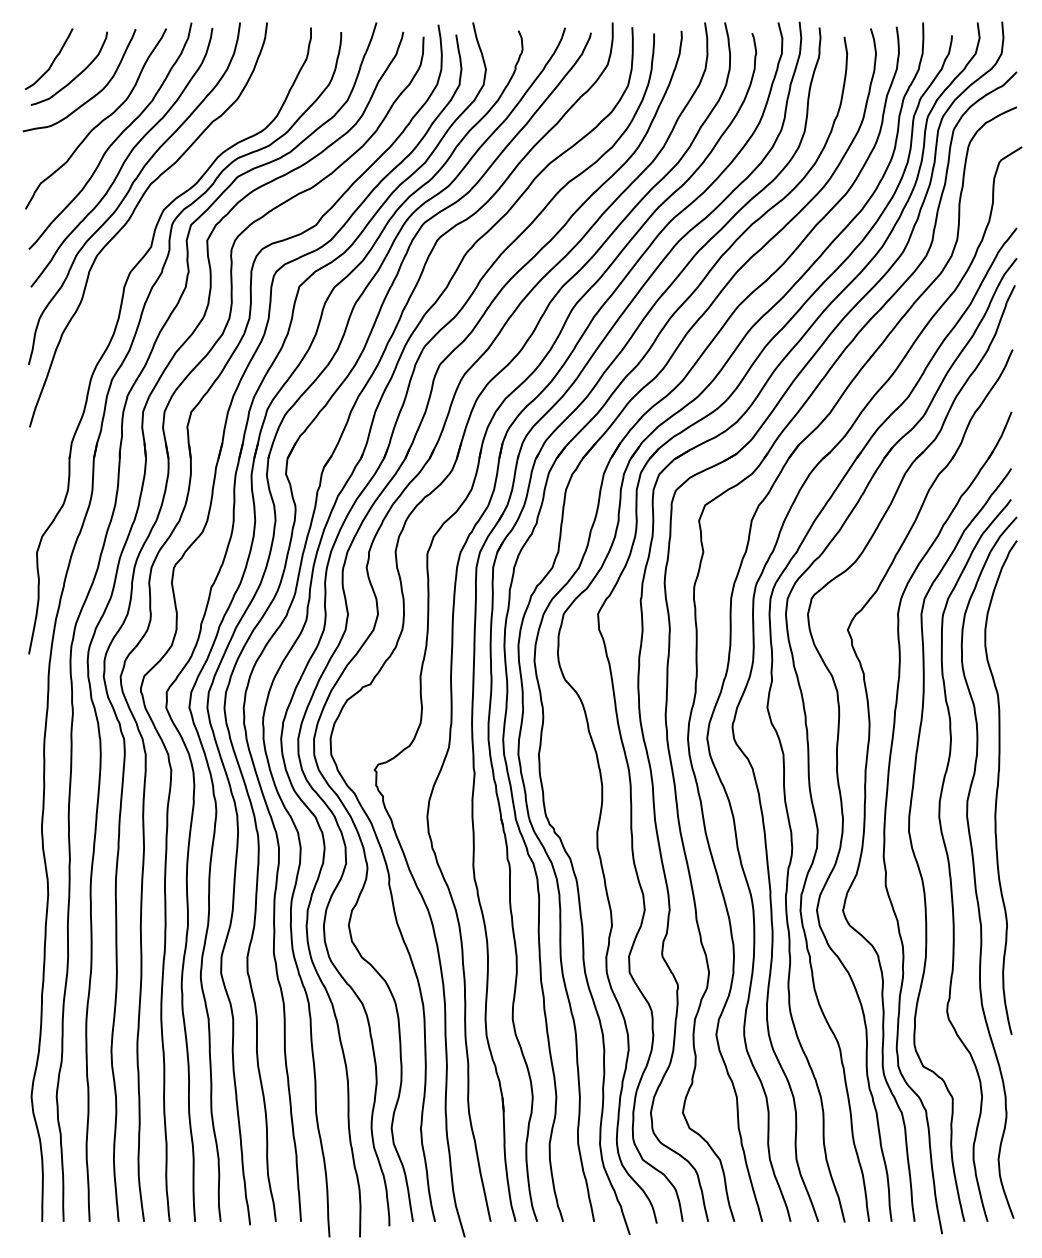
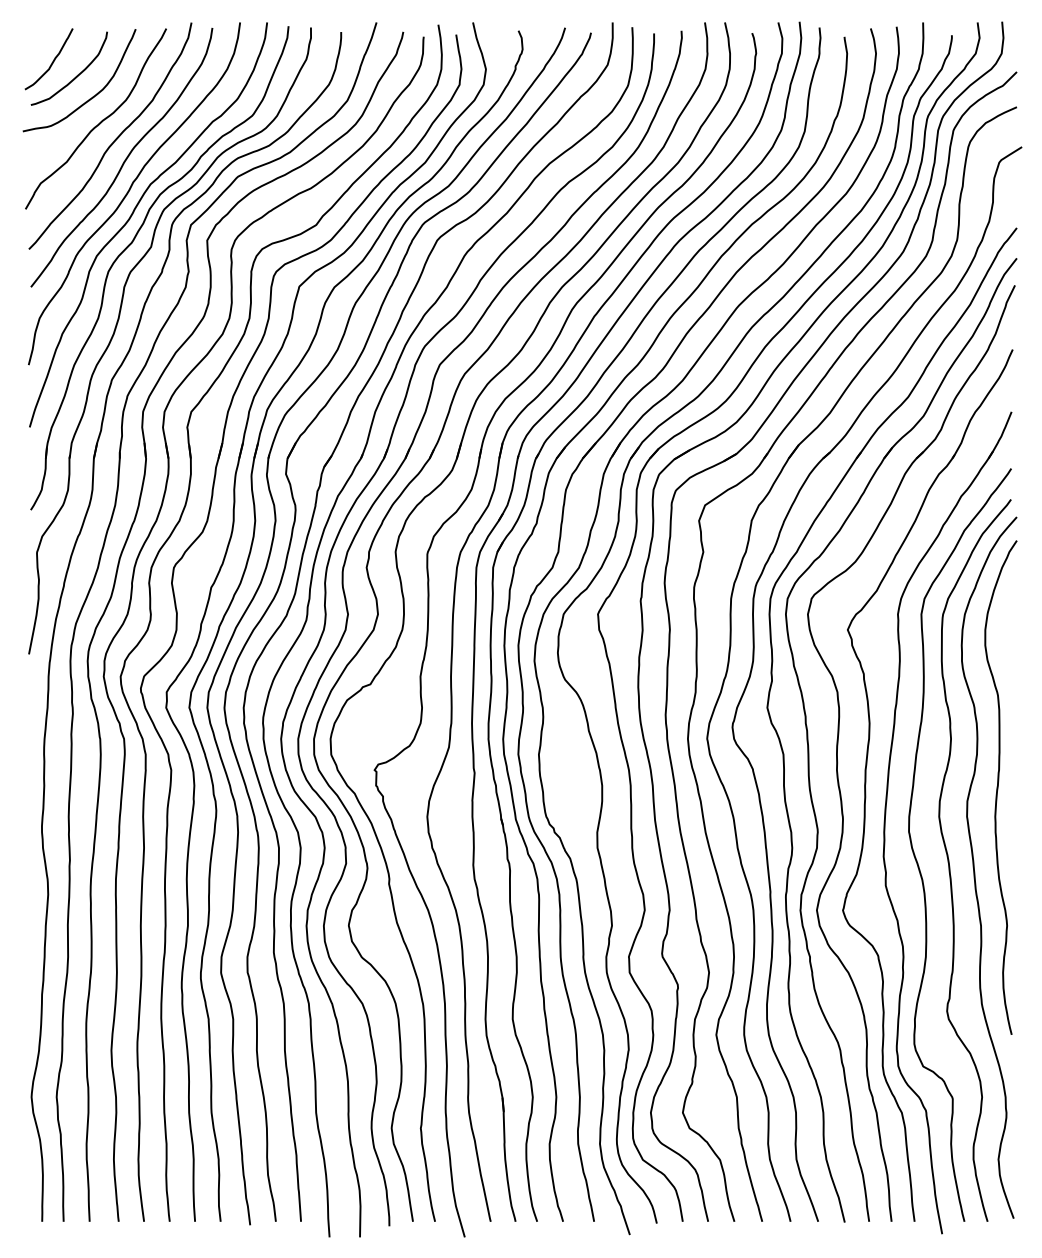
part: none -> present (133, 242)
